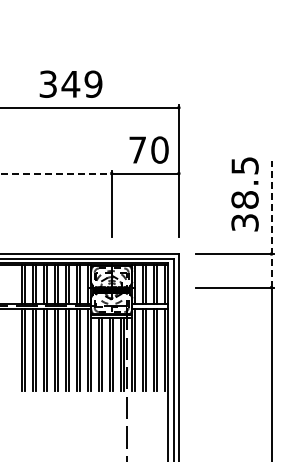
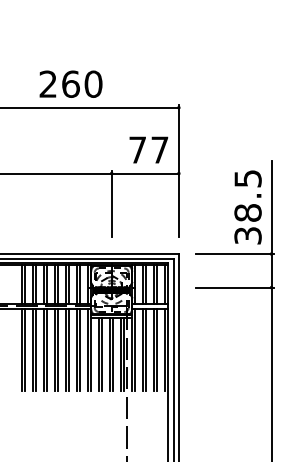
text: 349 -> 260 (70, 83)
text: 70 -> 77 (159, 149)
line: dashed -> solid (56, 173)
text position: (244, 194) -> (247, 207) (247, 207)
line: dashed -> solid (271, 224)
